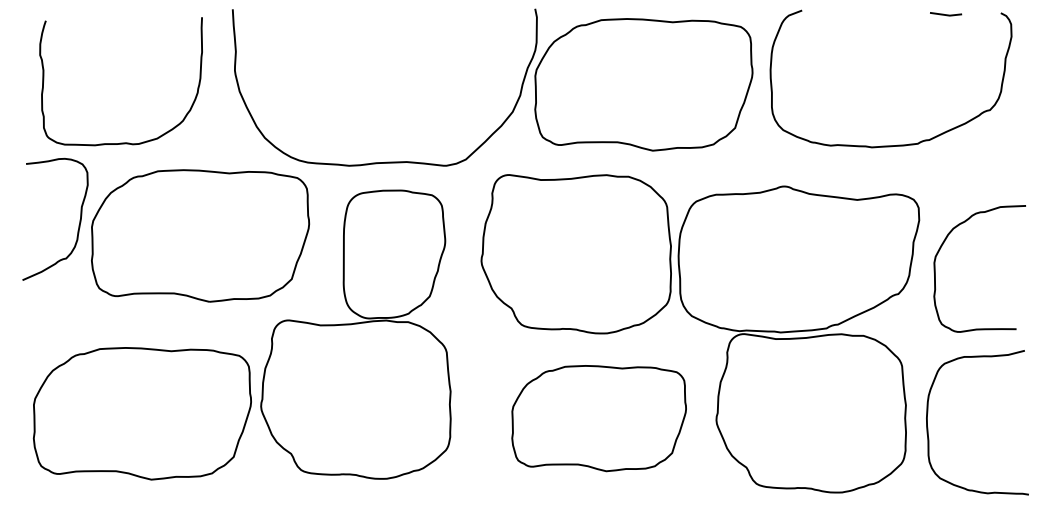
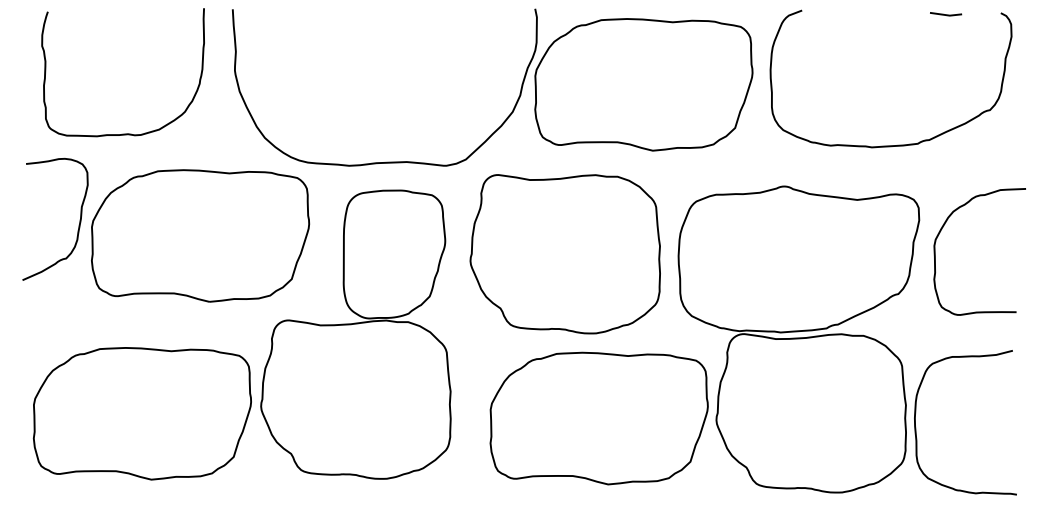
curve position: (120, 142) -> (122, 133) (122, 133)
curve position: (941, 248) -> (941, 231) (941, 231)
part position: (575, 254) -> (564, 254) (564, 254)
part size: 176x108 px -> 220x135 px (598, 418)
curve position: (928, 427) -> (916, 427) (916, 427)
